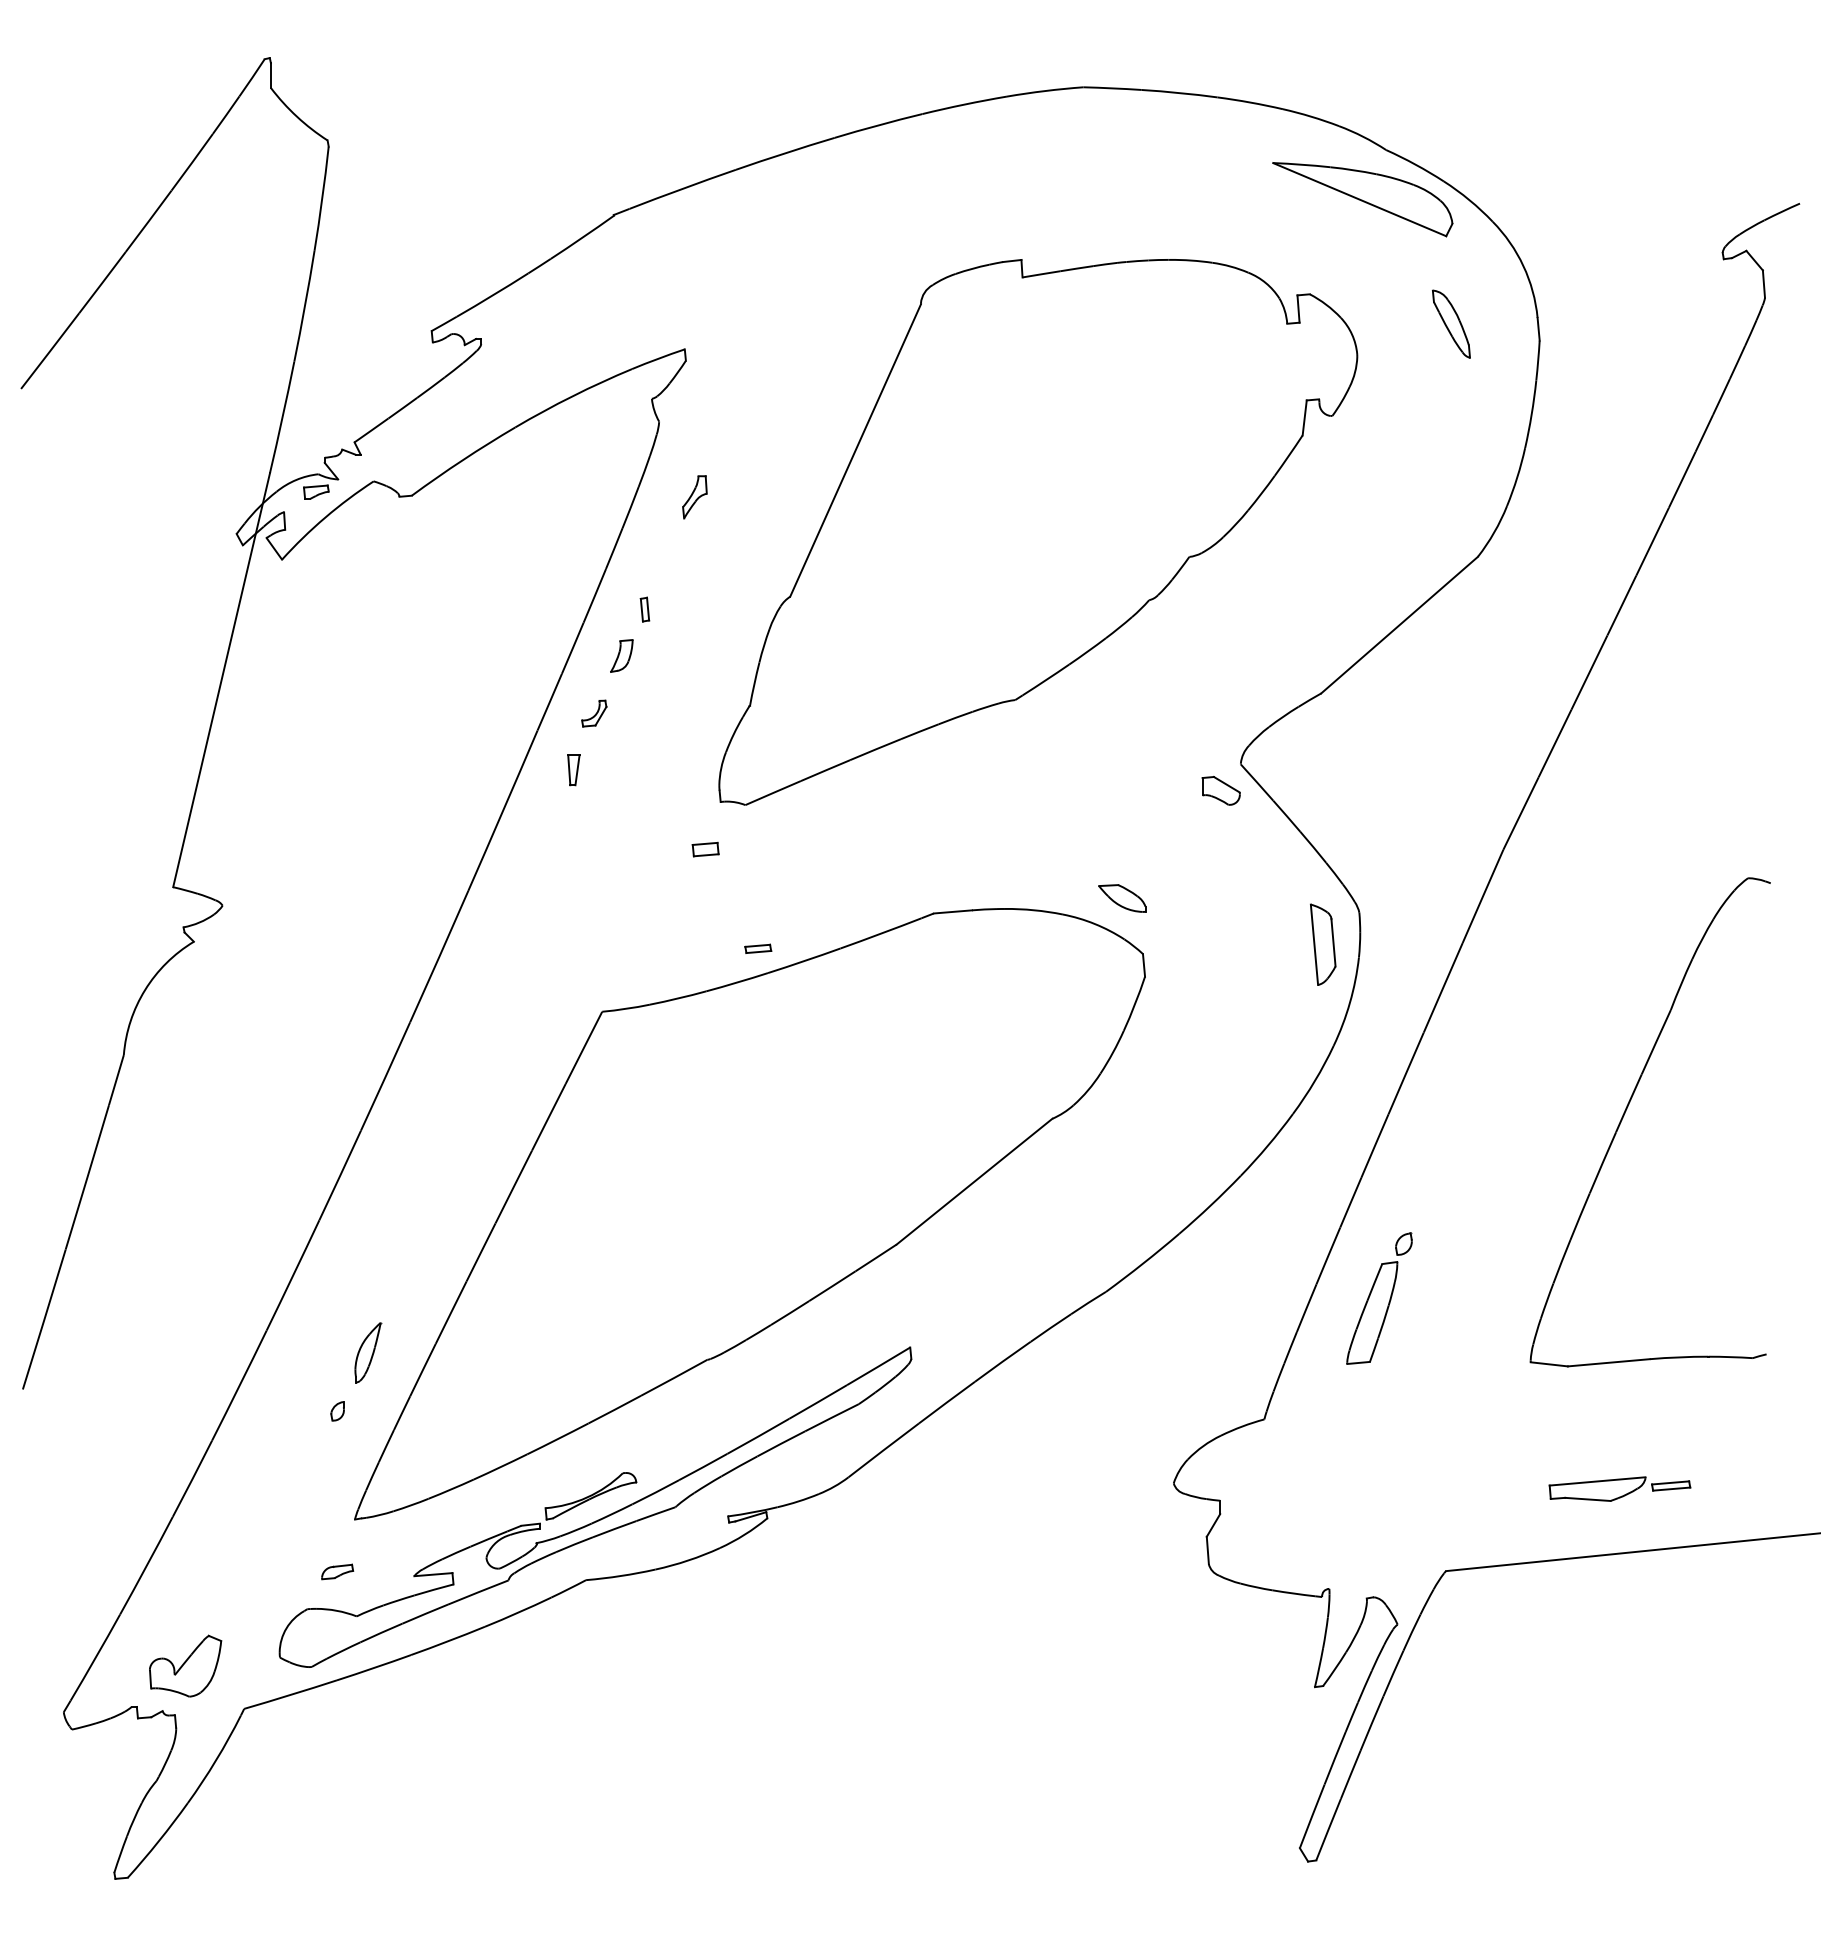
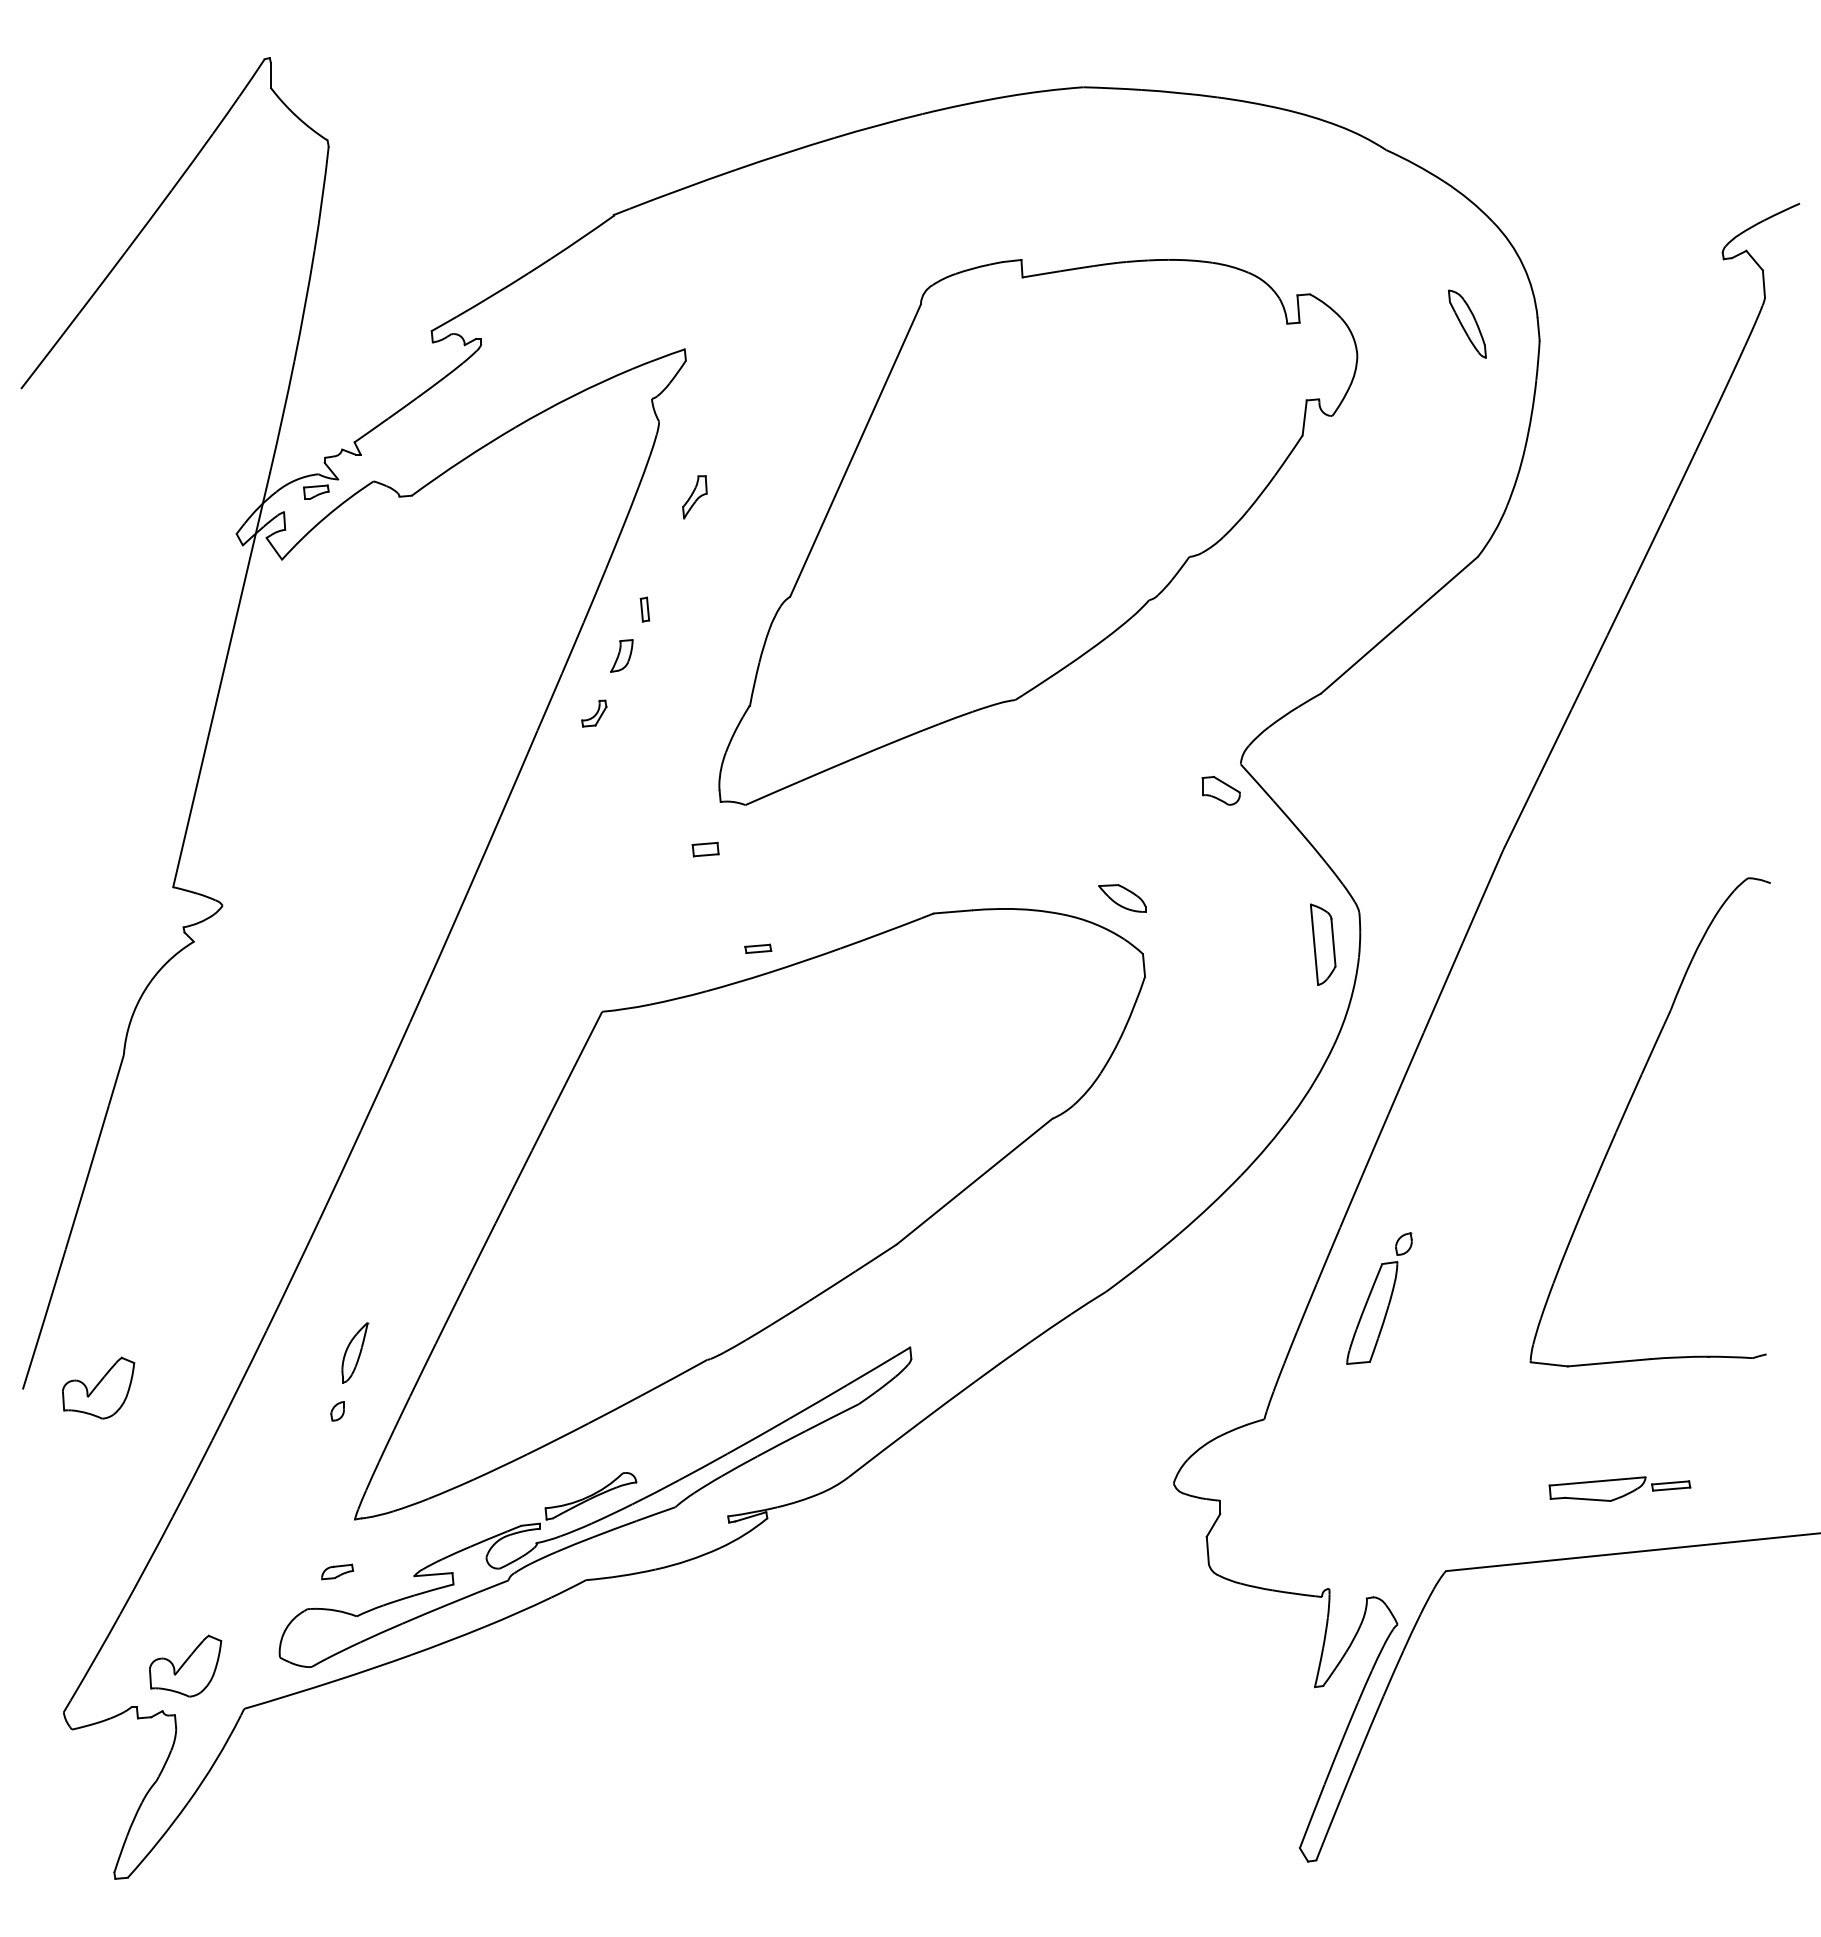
part: present -> none (1362, 199)
part position: (1451, 323) -> (1467, 323) (1467, 323)
part: present -> none (573, 770)
part position: (368, 1352) -> (355, 1352) (355, 1352)
part: none -> present (98, 1387)
